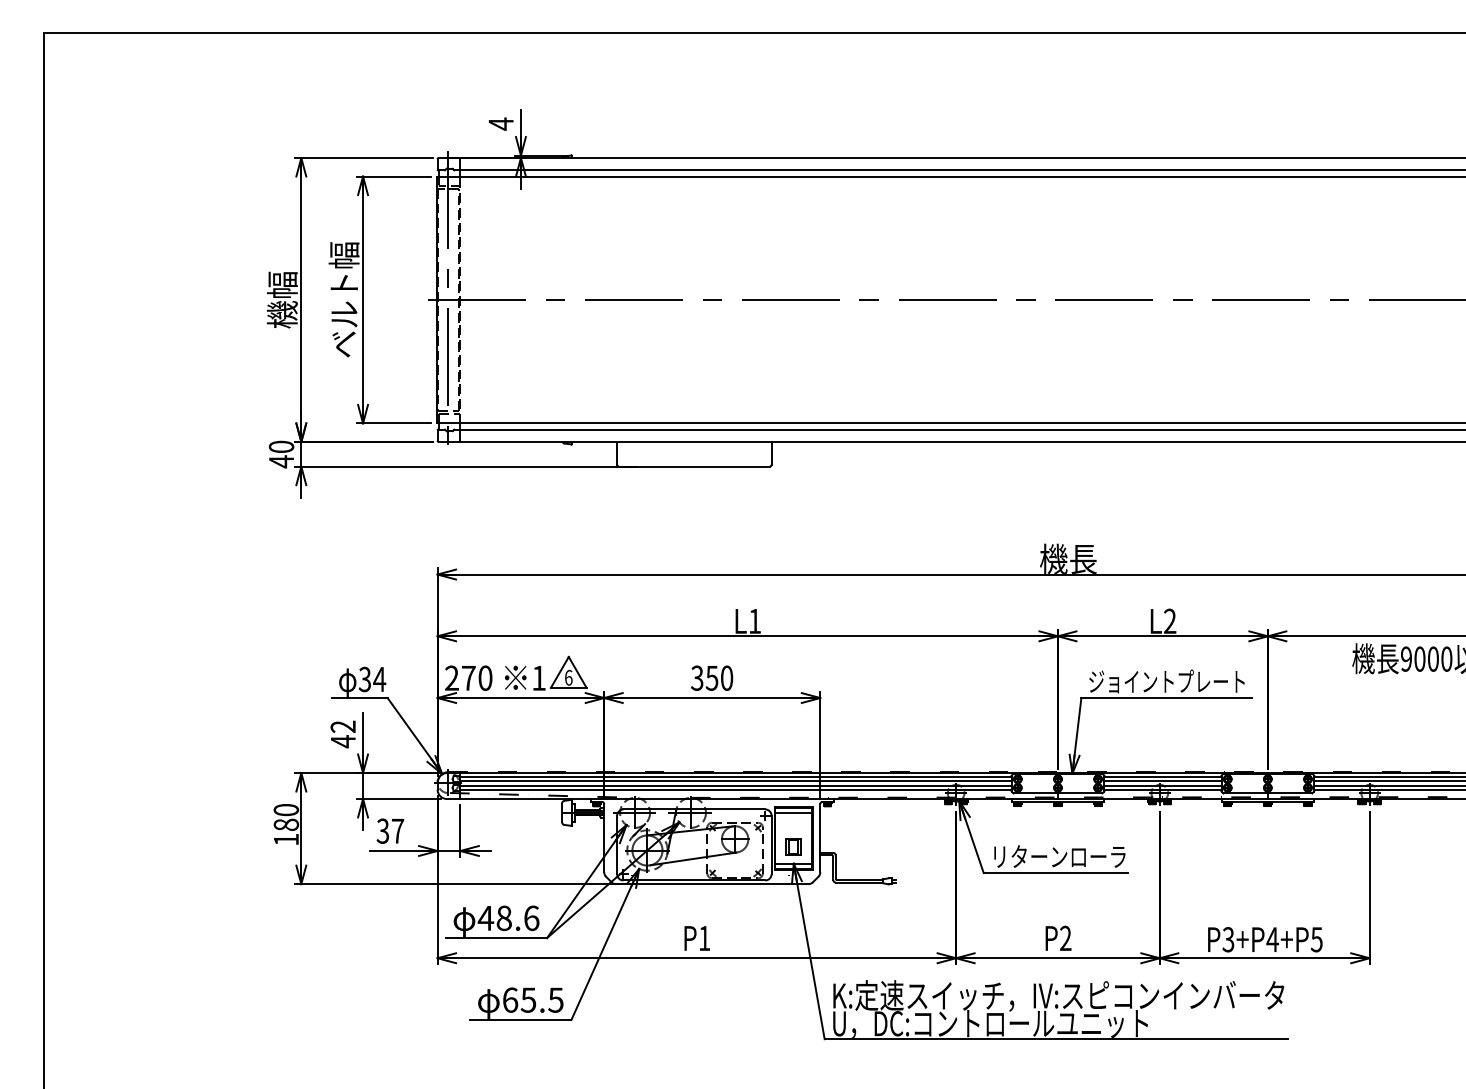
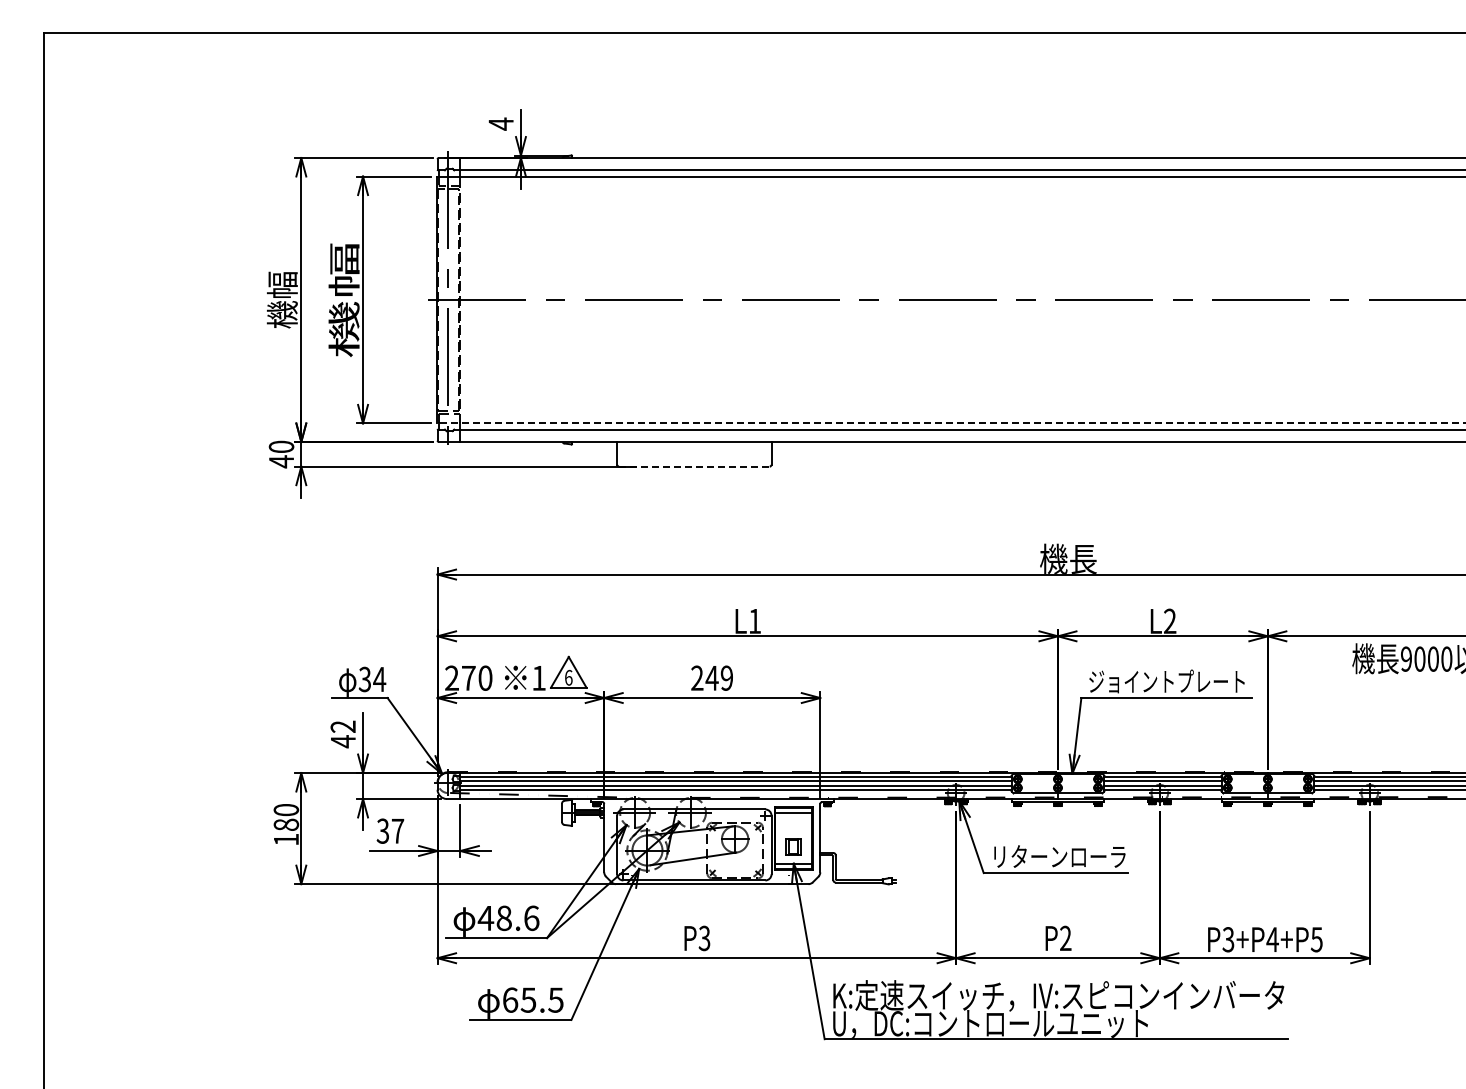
text: ベルト幅 -> 機幅 (343, 299)
line: solid -> dashed (950, 423)
line: solid -> dashed (694, 466)
text: 350 -> 249 (712, 677)
text: P1 -> P3 (704, 938)
